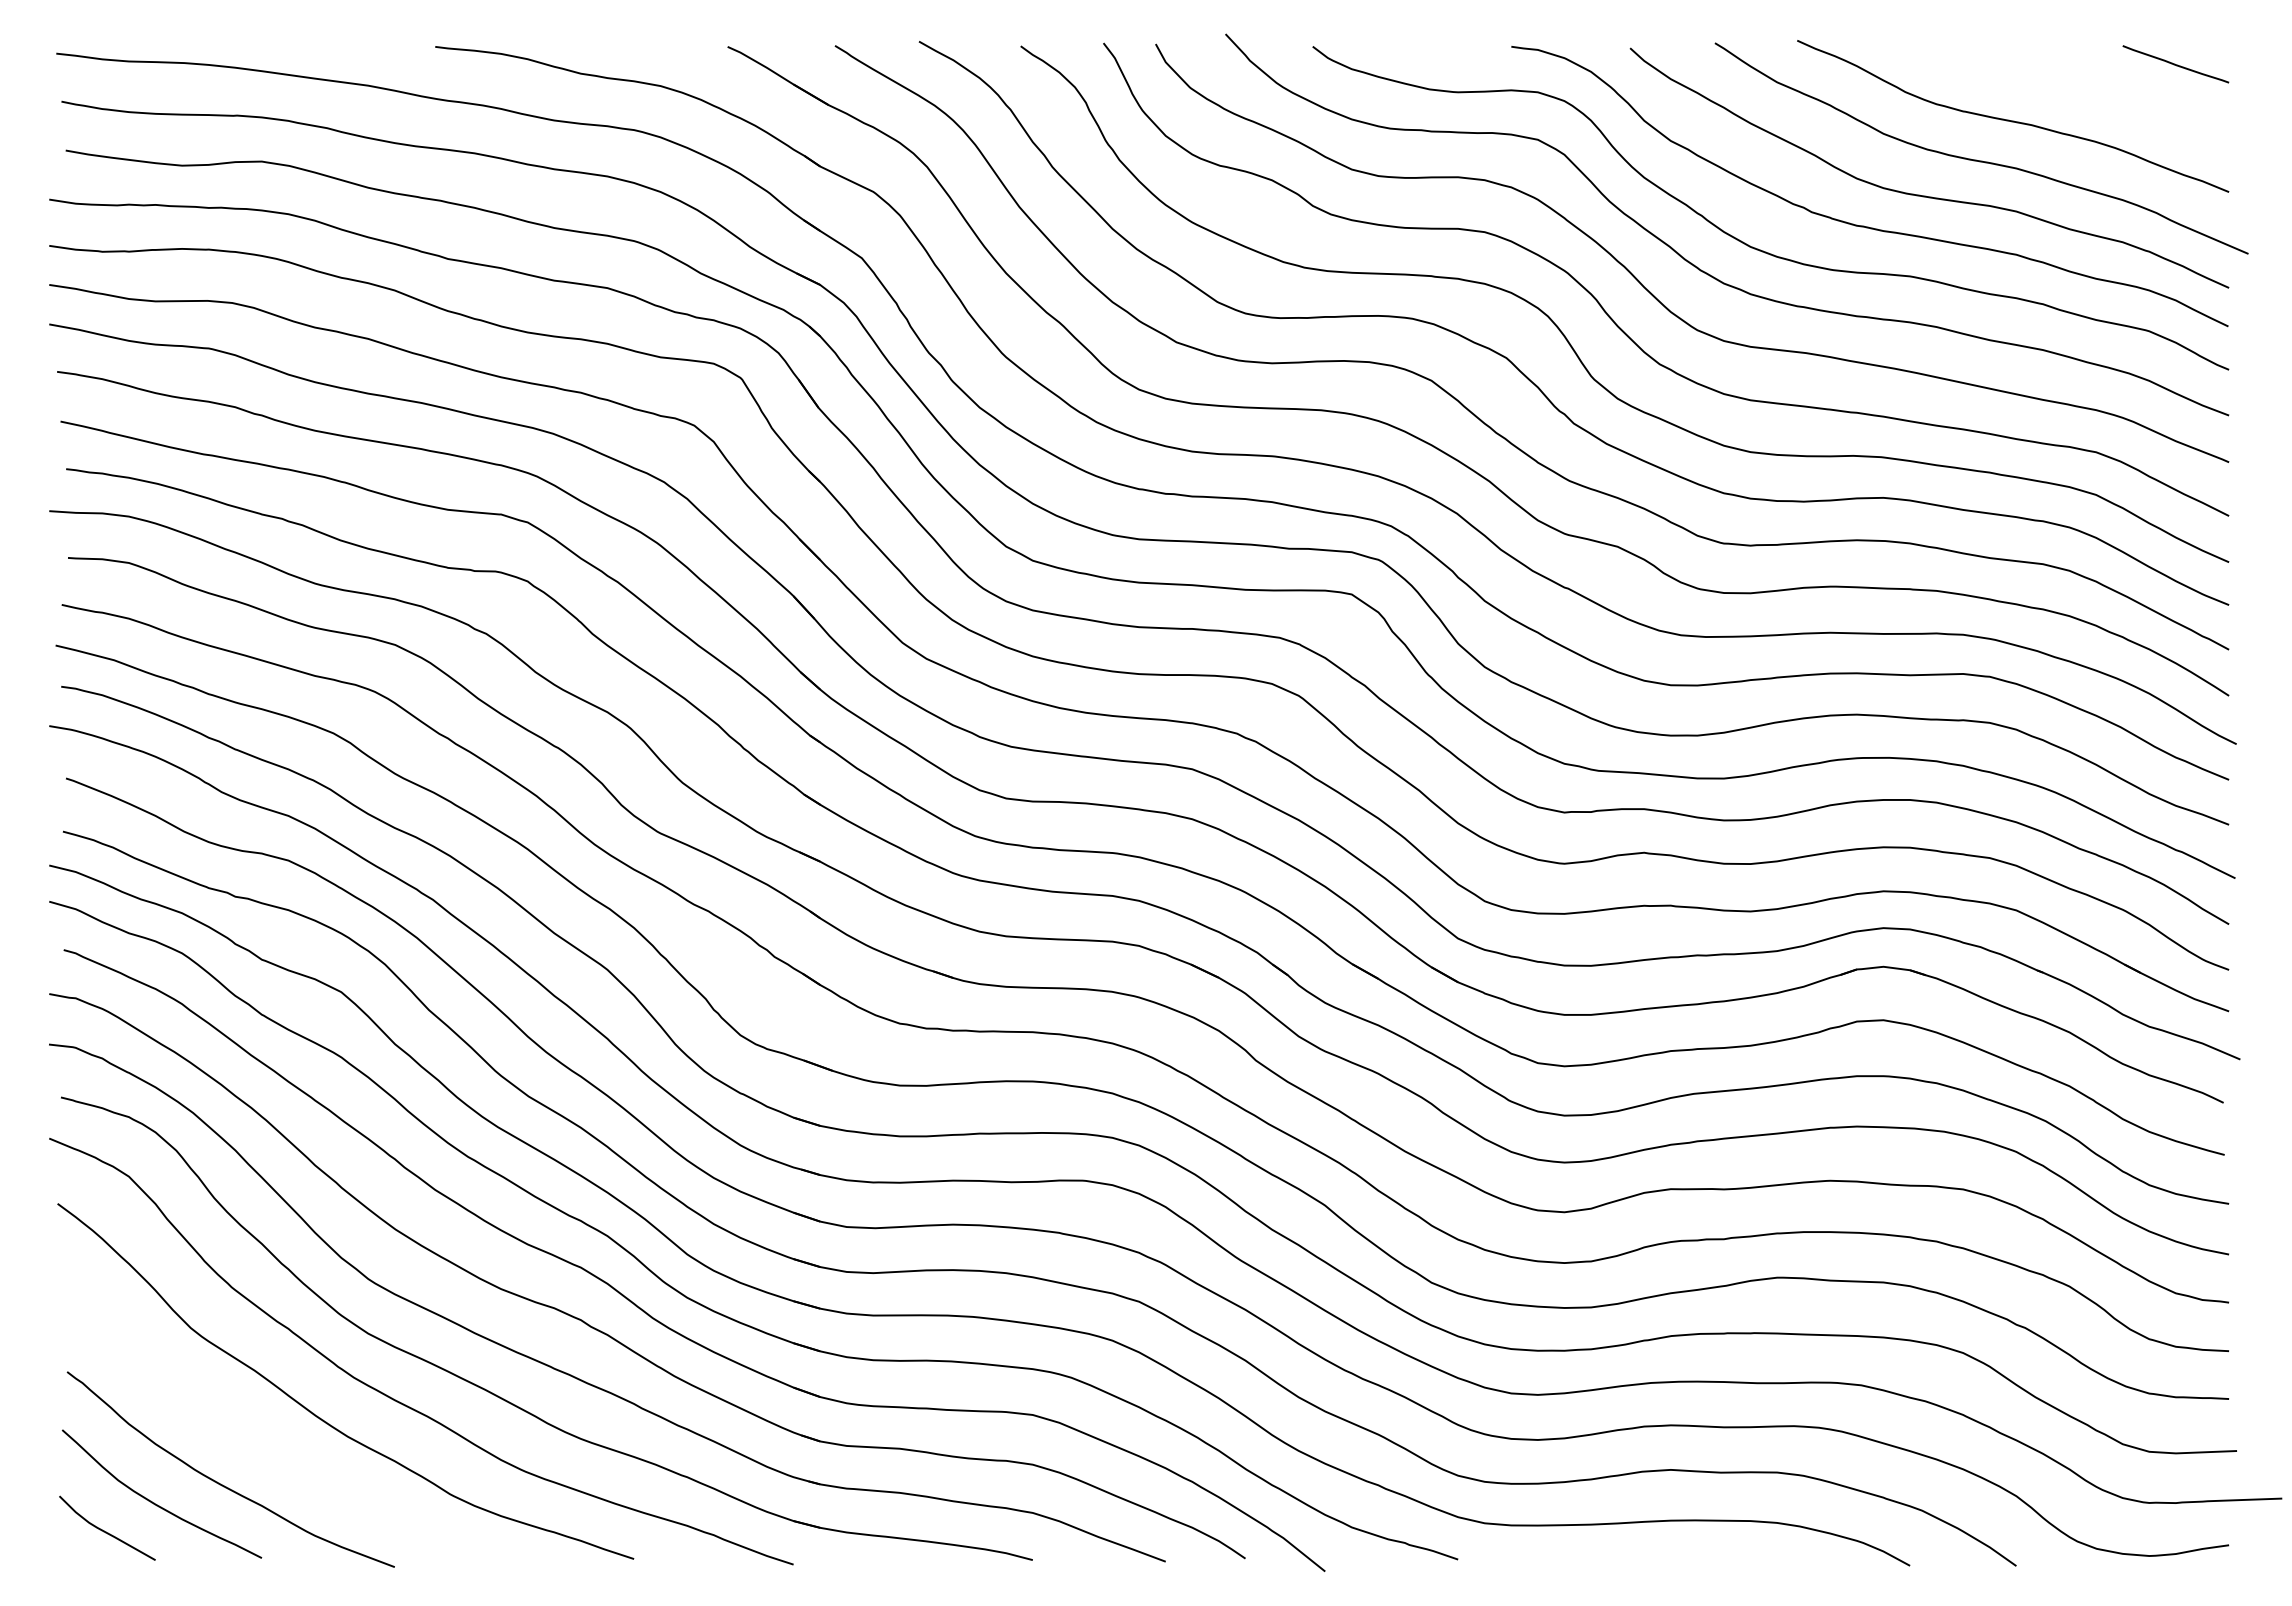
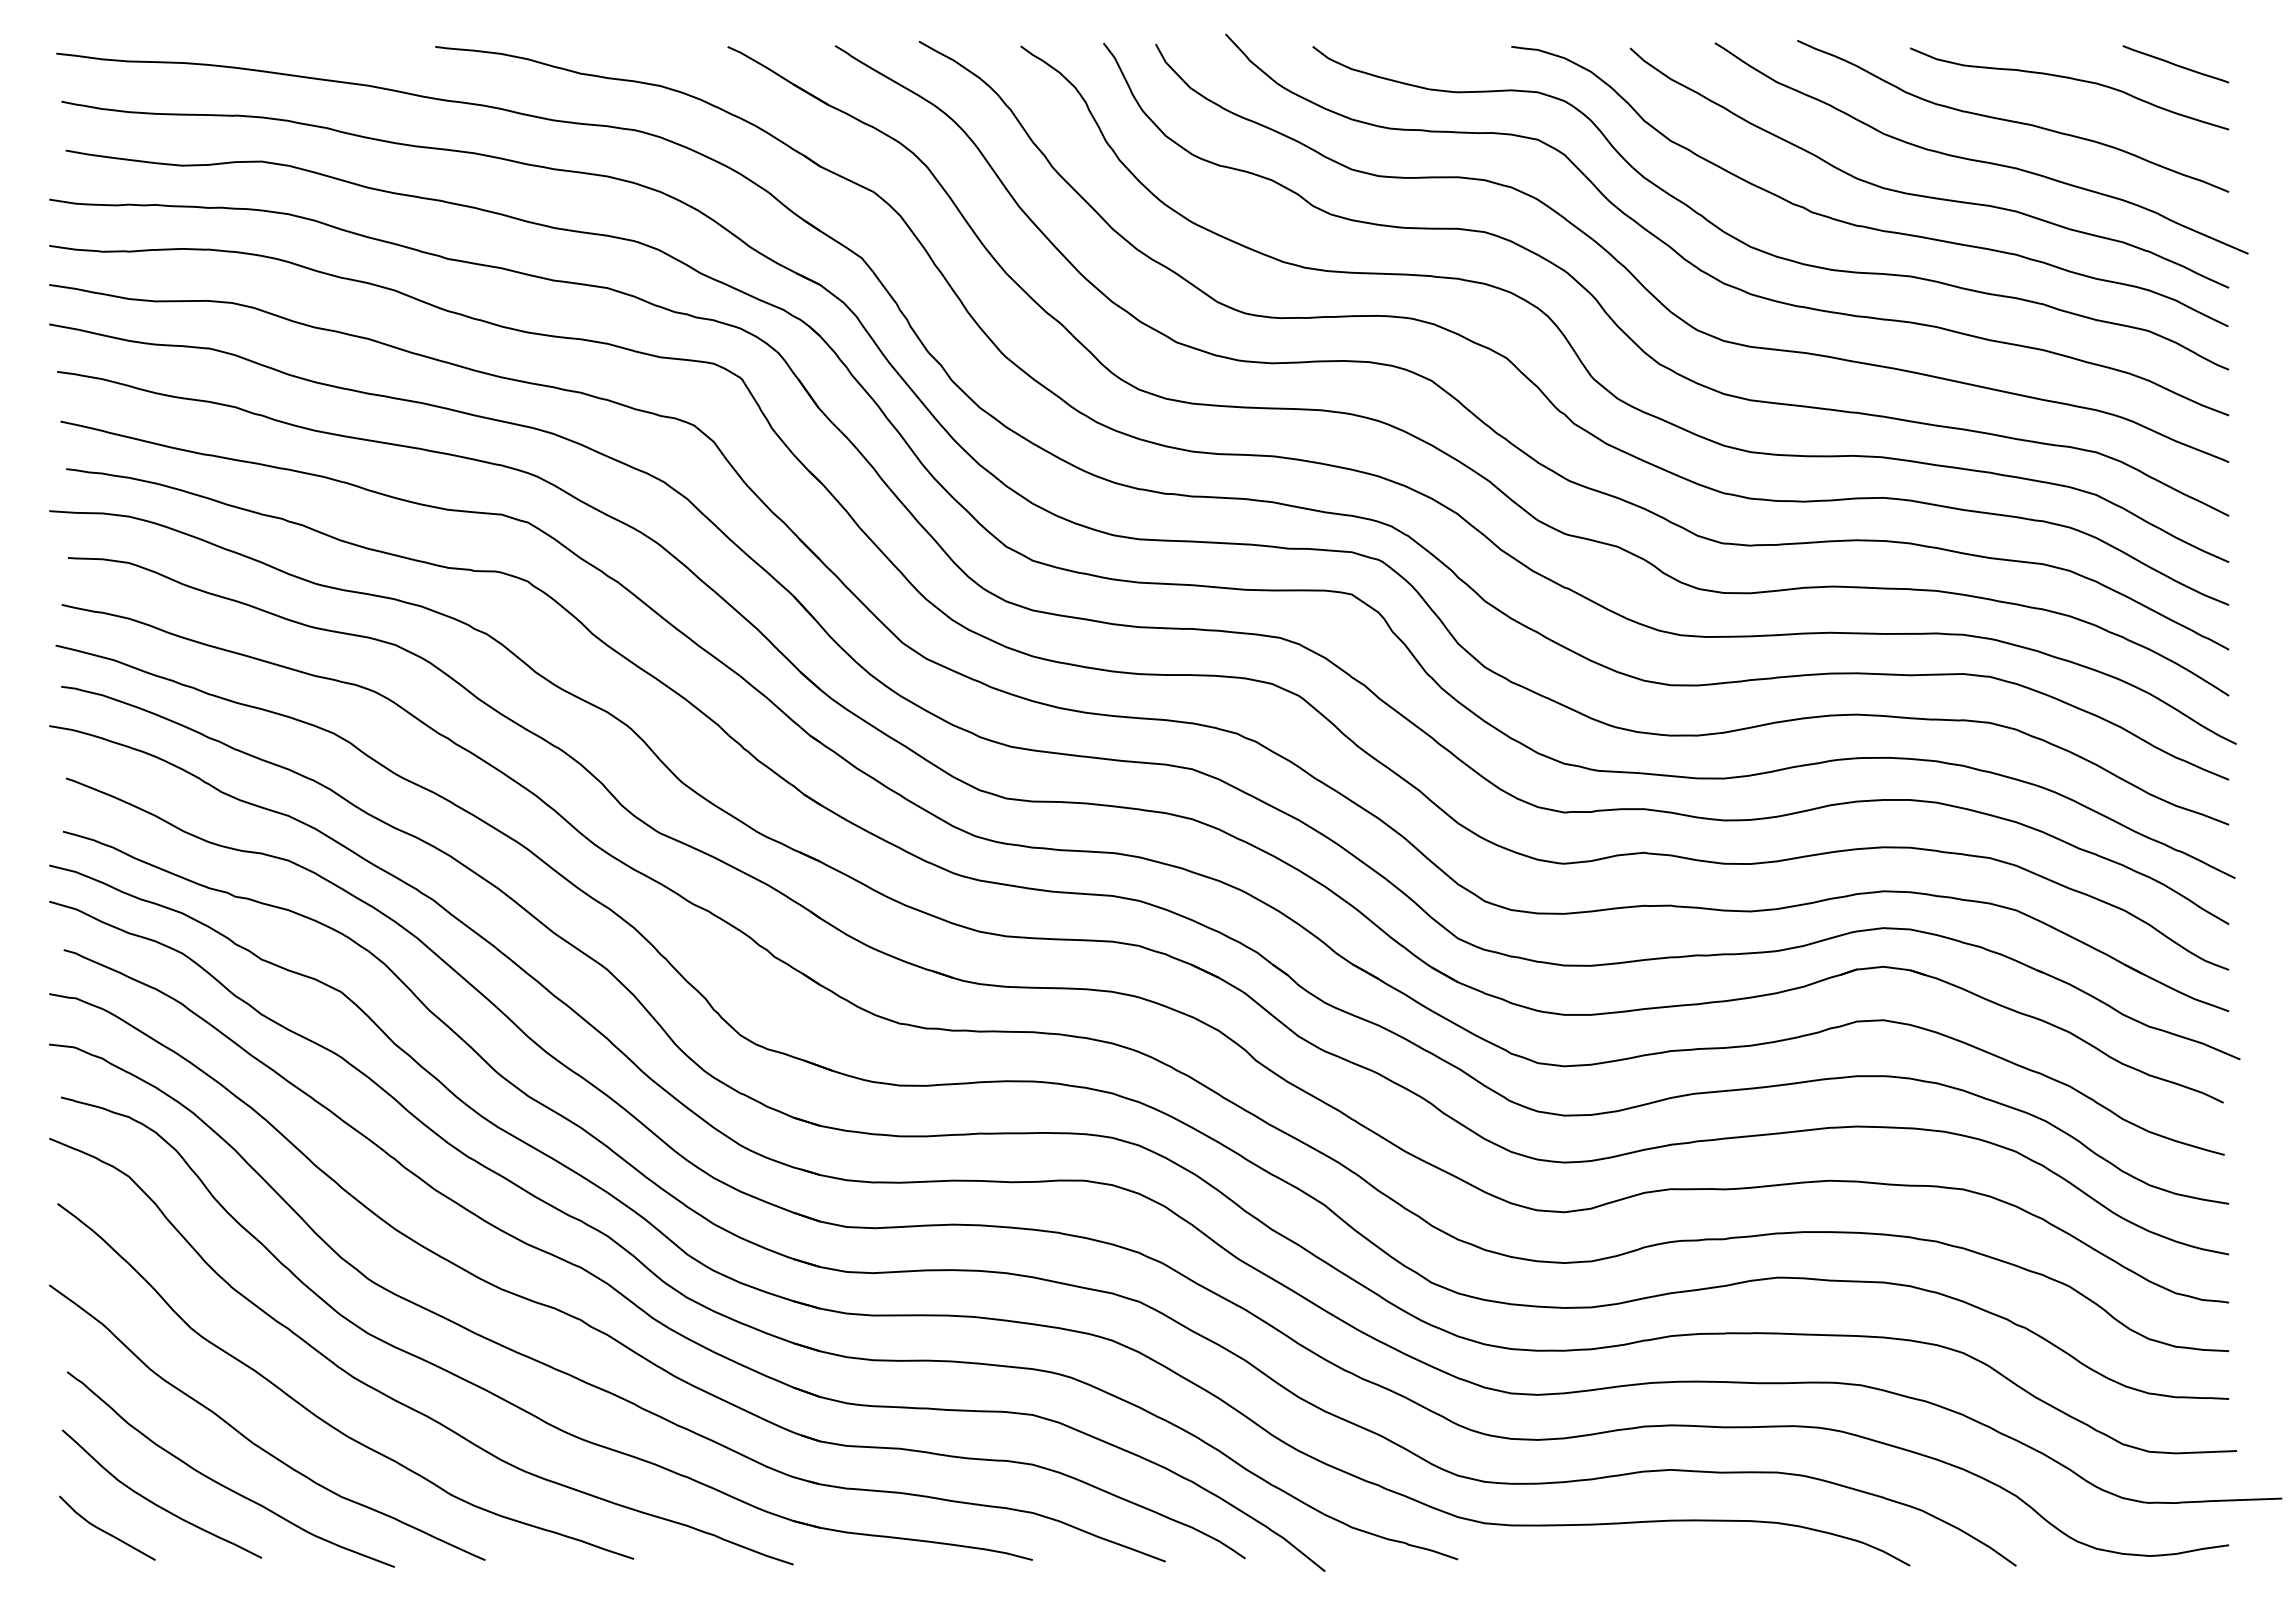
curve: none -> present (2070, 79)
curve: none -> present (251, 1440)
